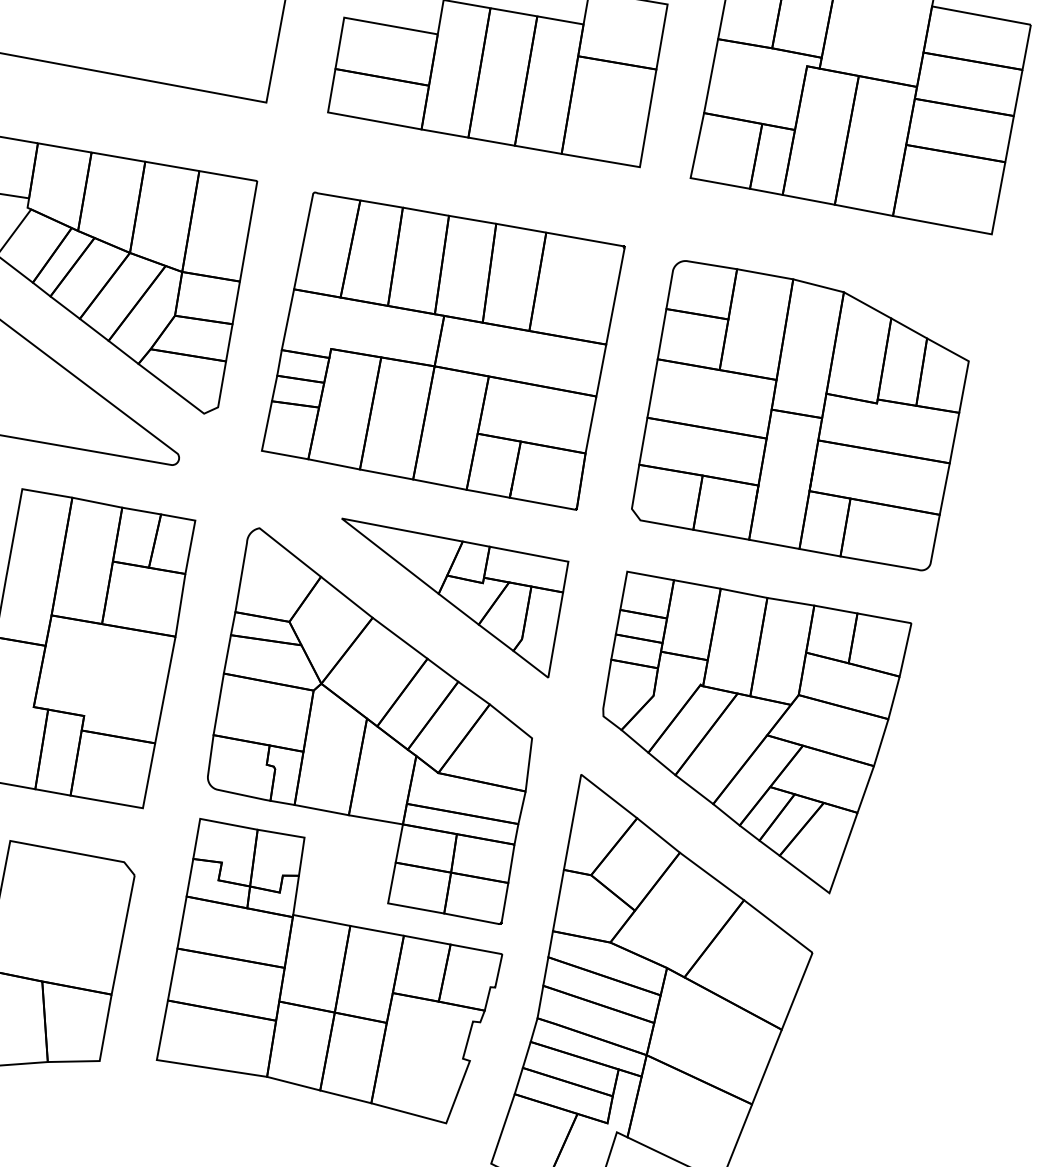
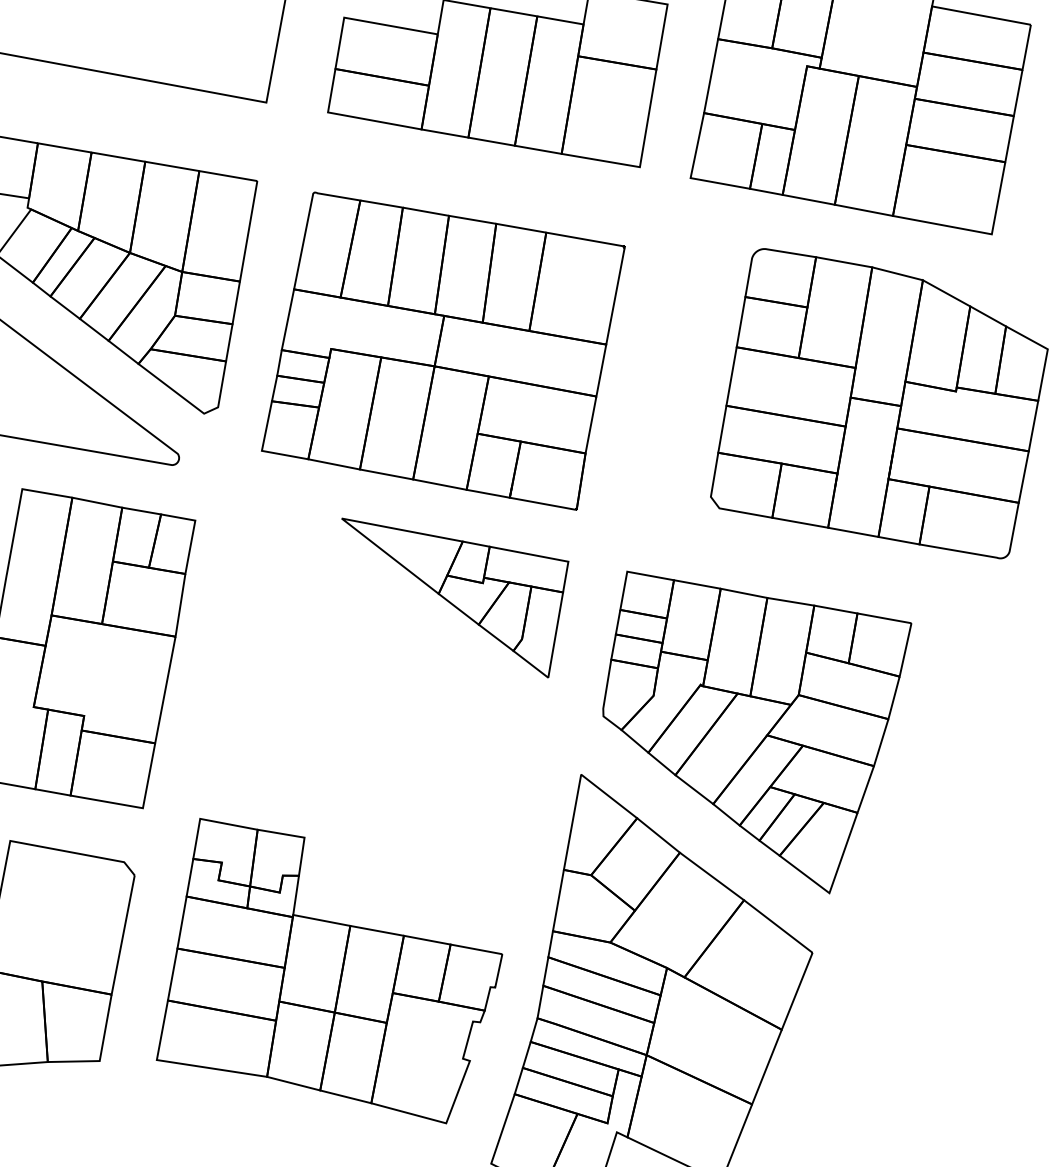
part position: (800, 415) -> (879, 403) (879, 403)
part: present -> none (369, 725)
